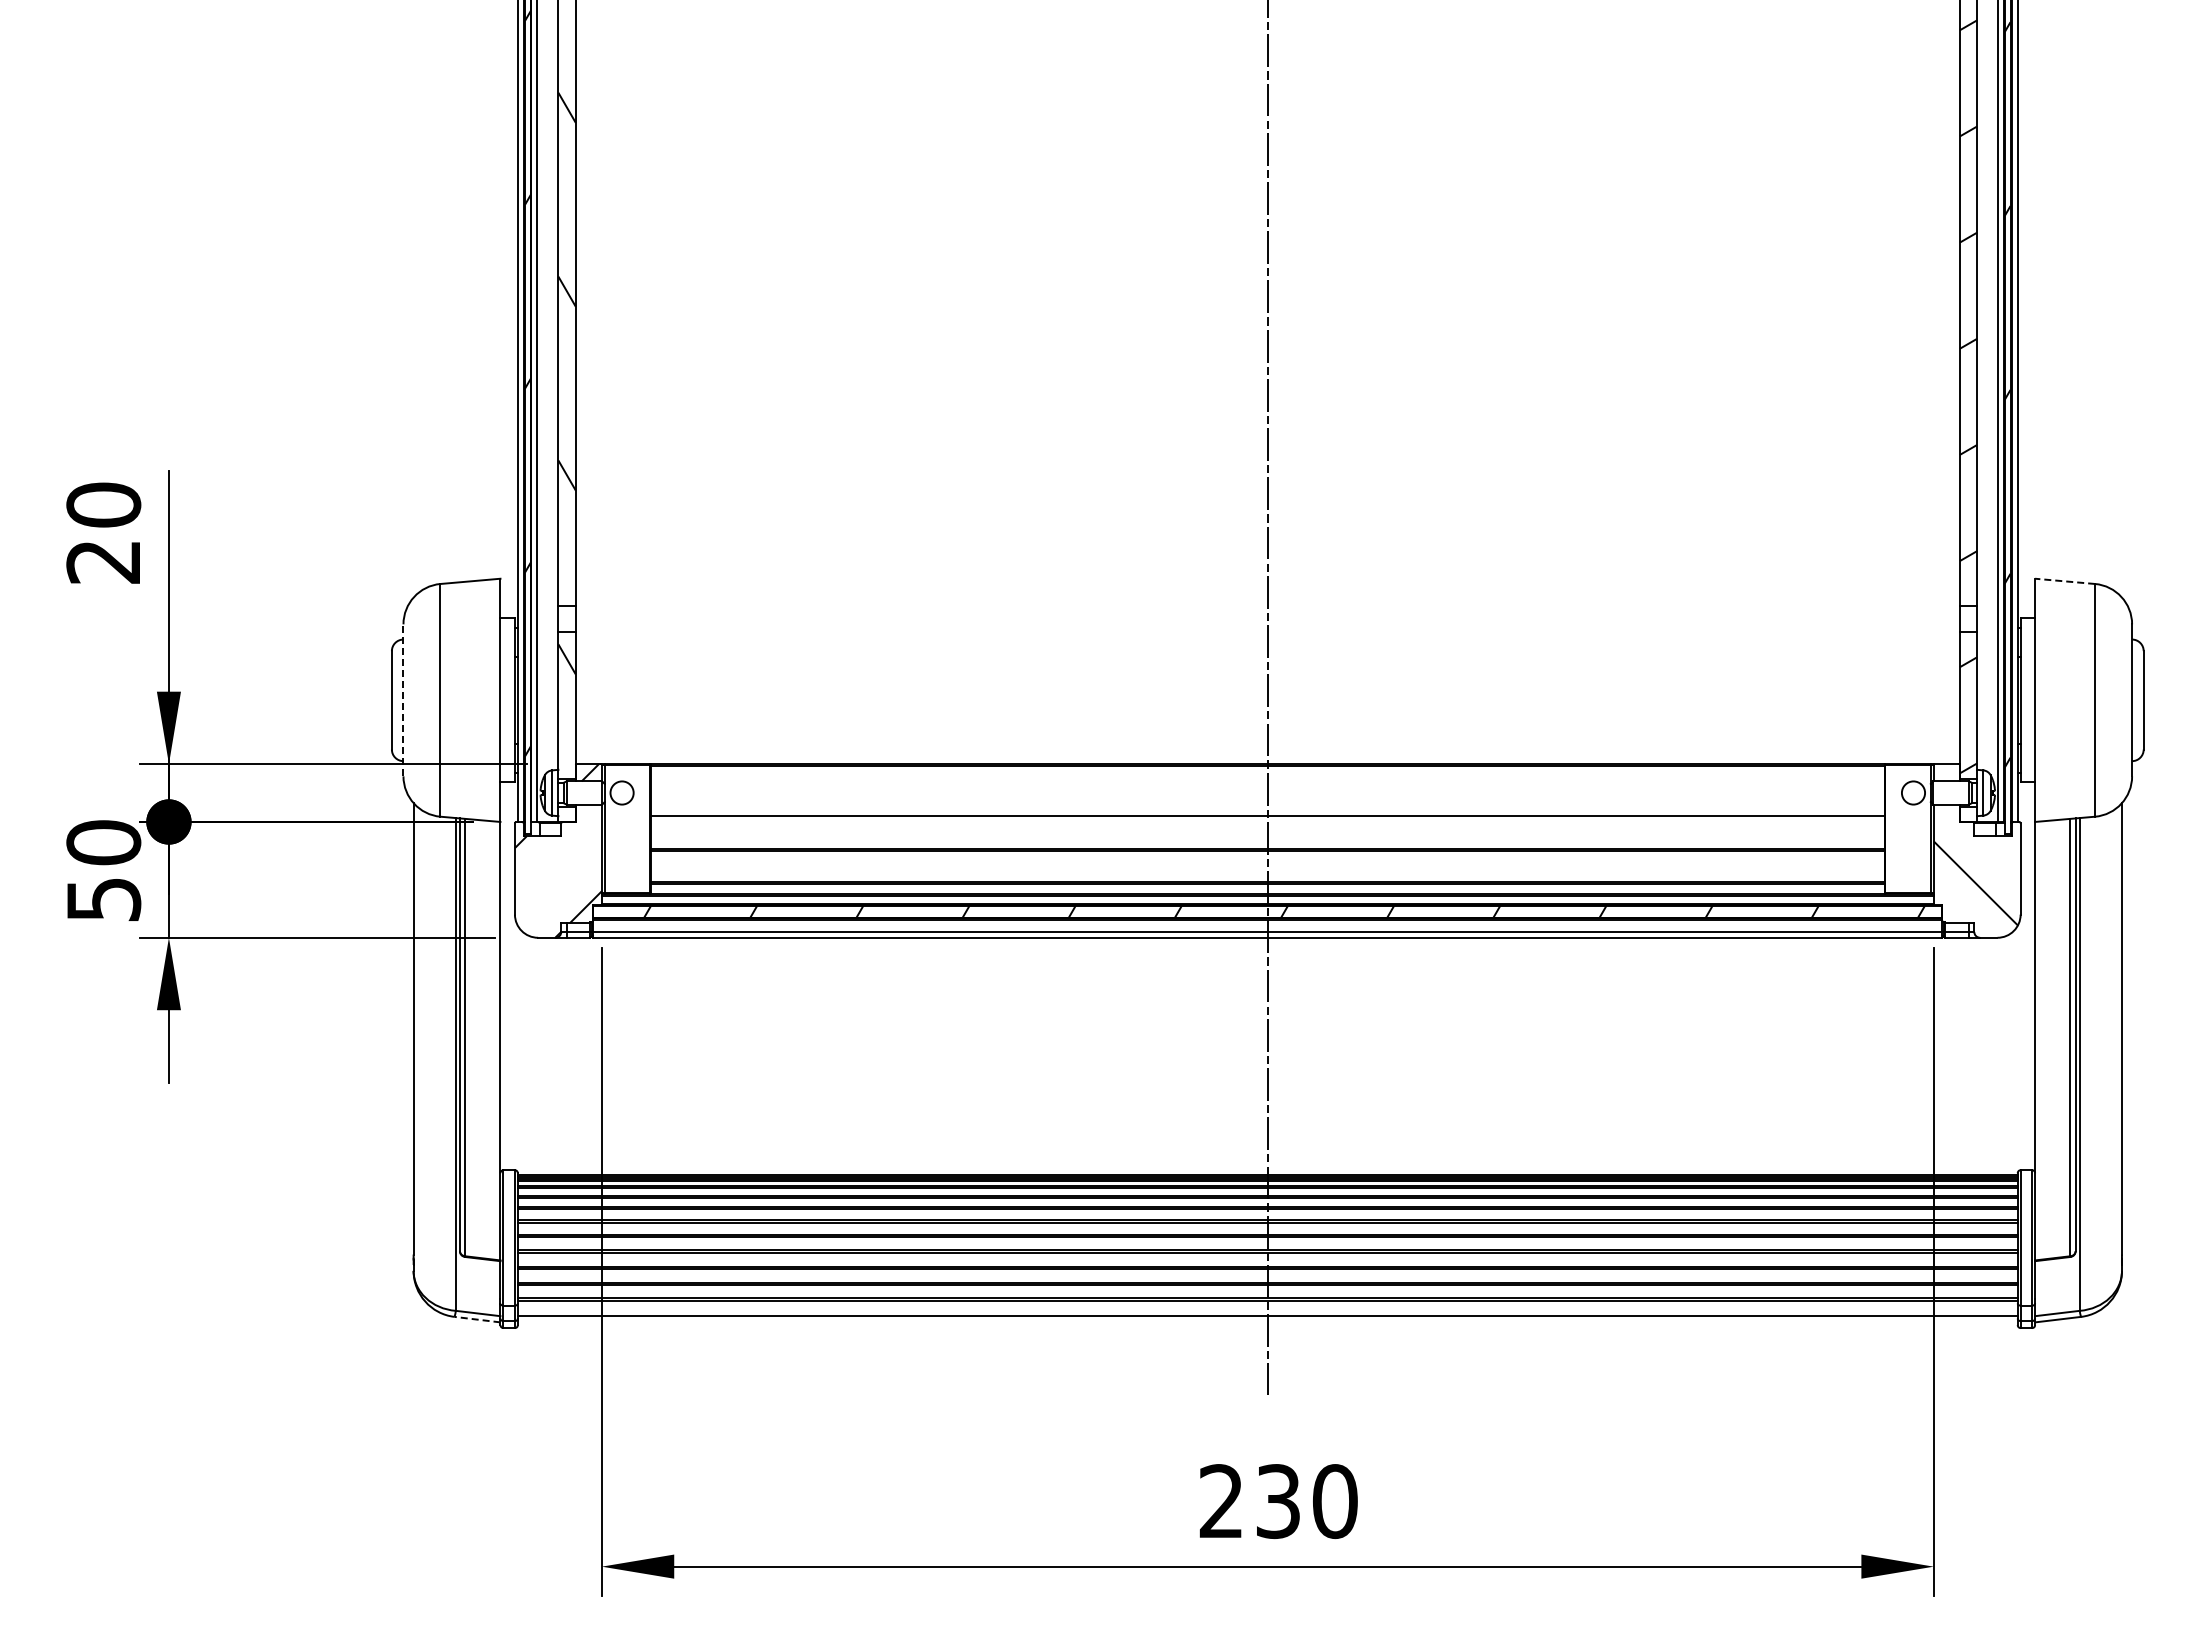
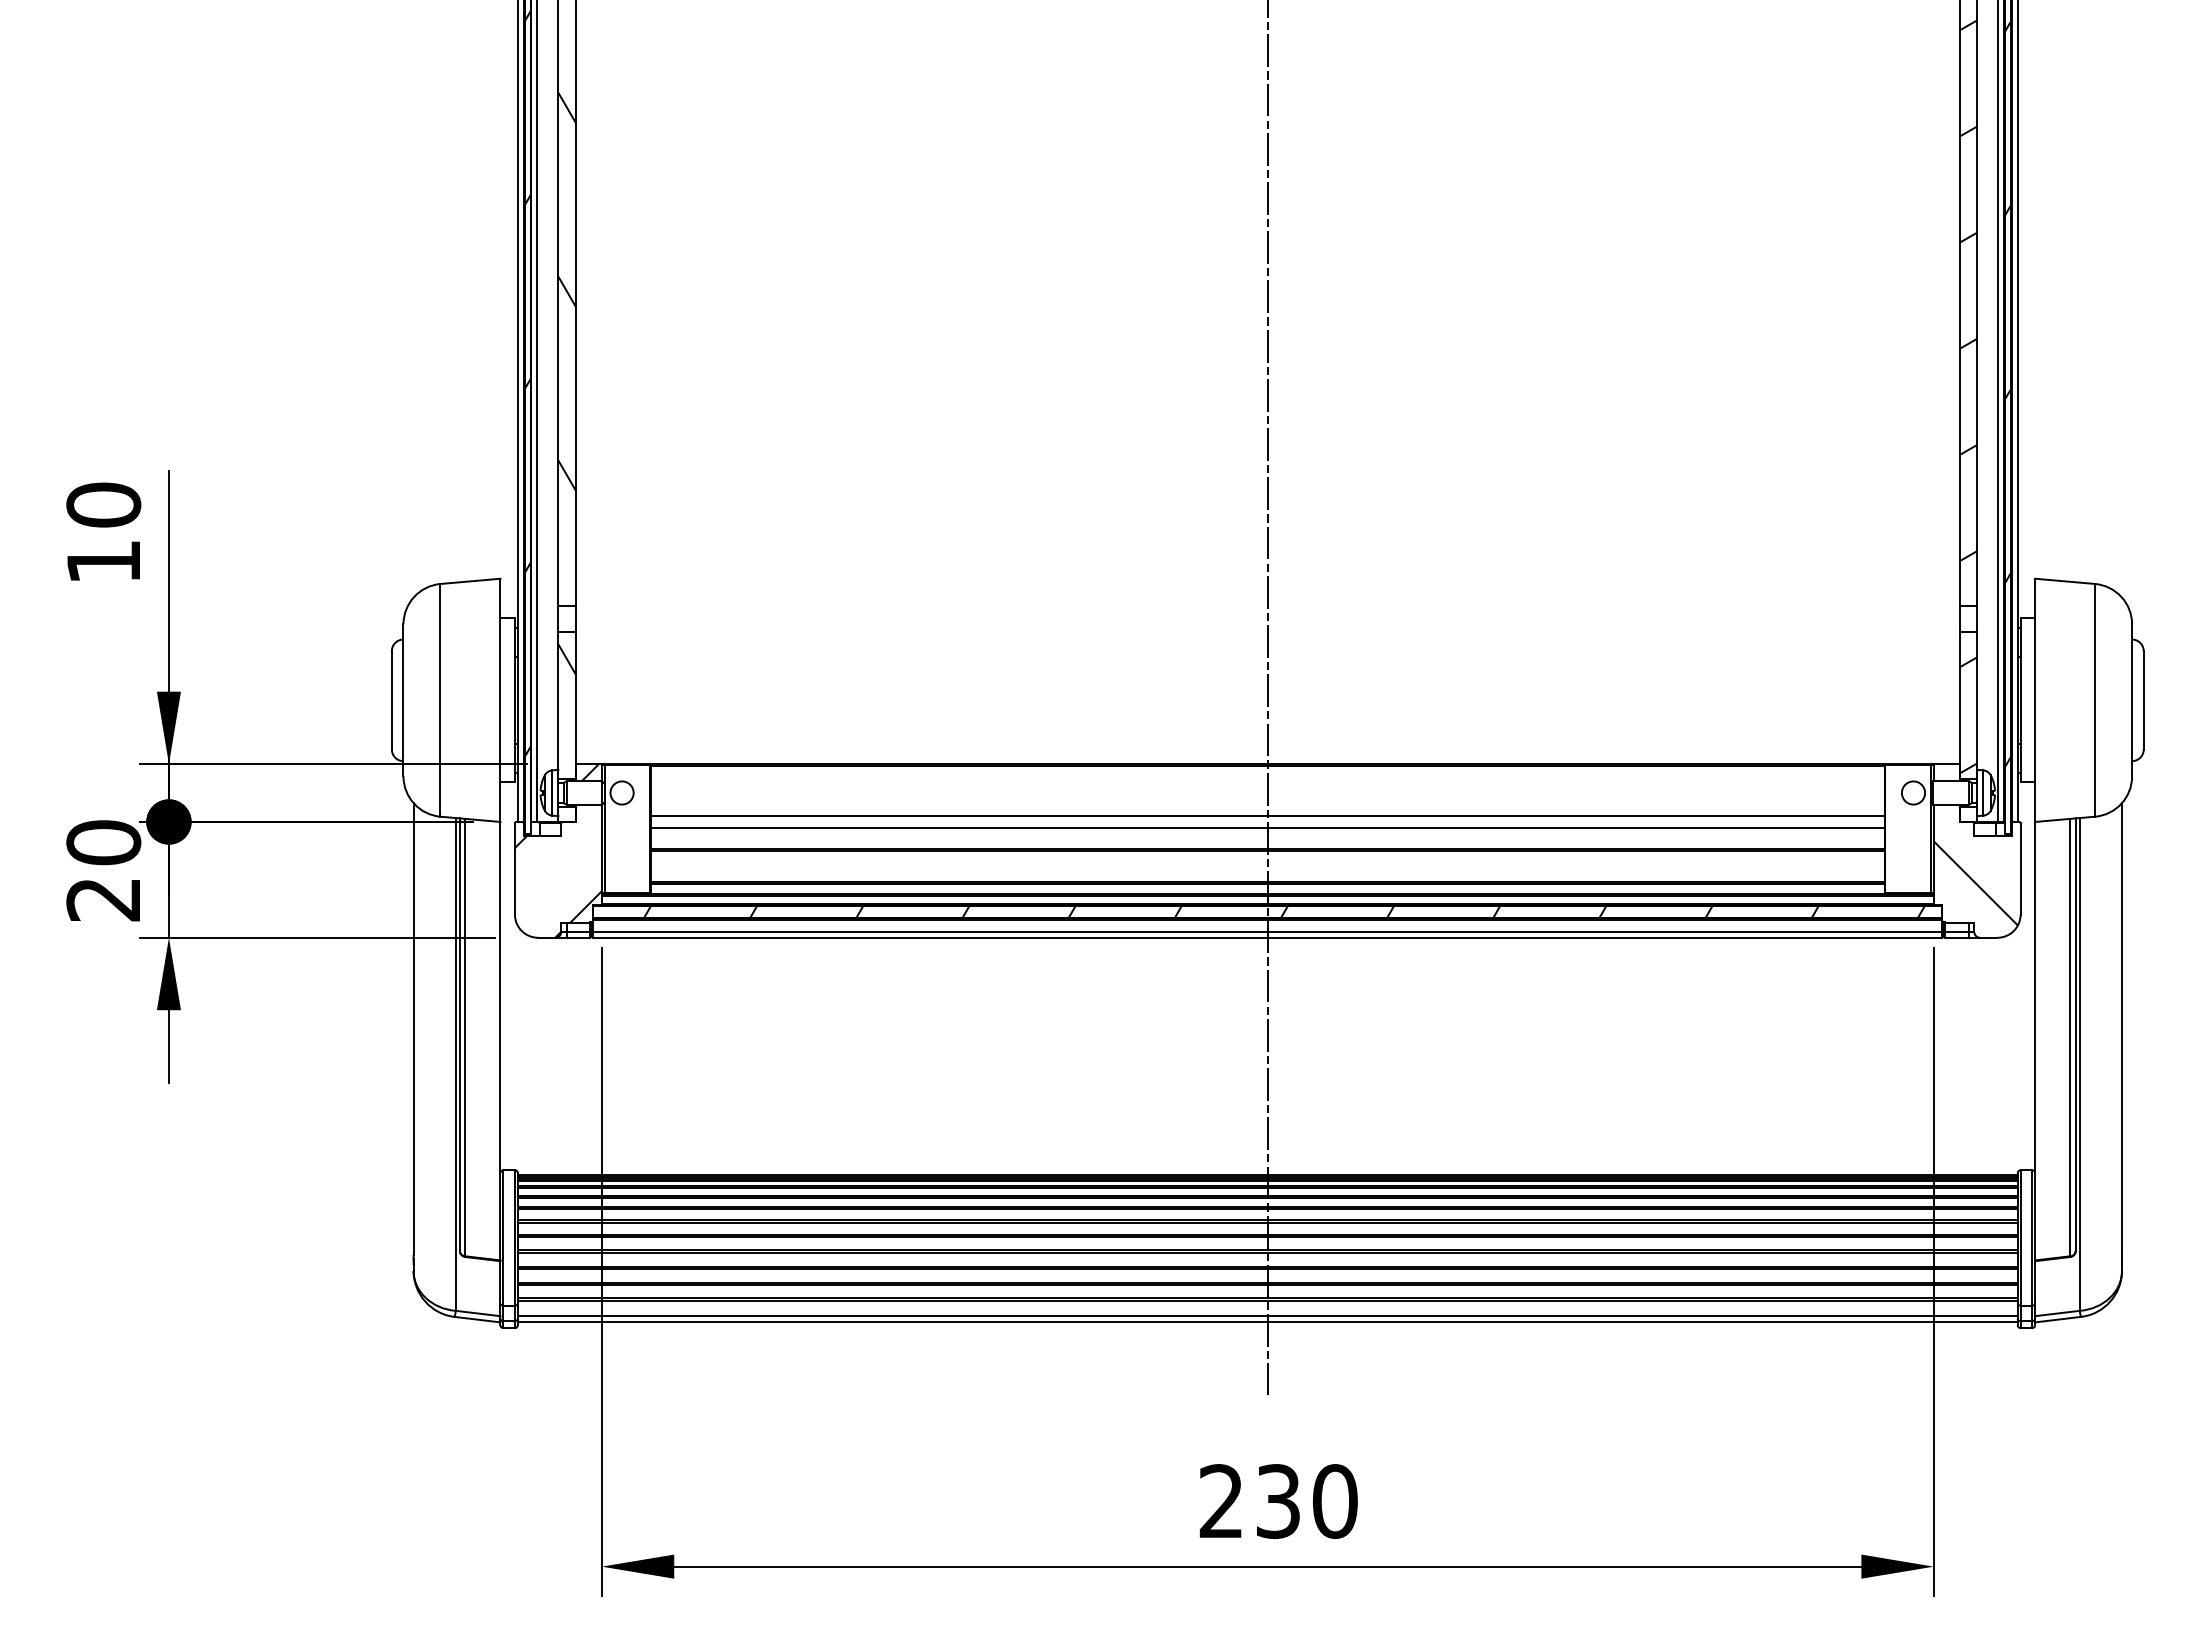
text: 20 -> 10 (102, 562)
line: dashed -> solid (2064, 581)
line: dashed -> solid (403, 700)
line: none -> present (1267, 827)
text: 50 -> 20 (103, 900)
line: dashed -> solid (476, 1319)
line: none -> present (1267, 1322)
